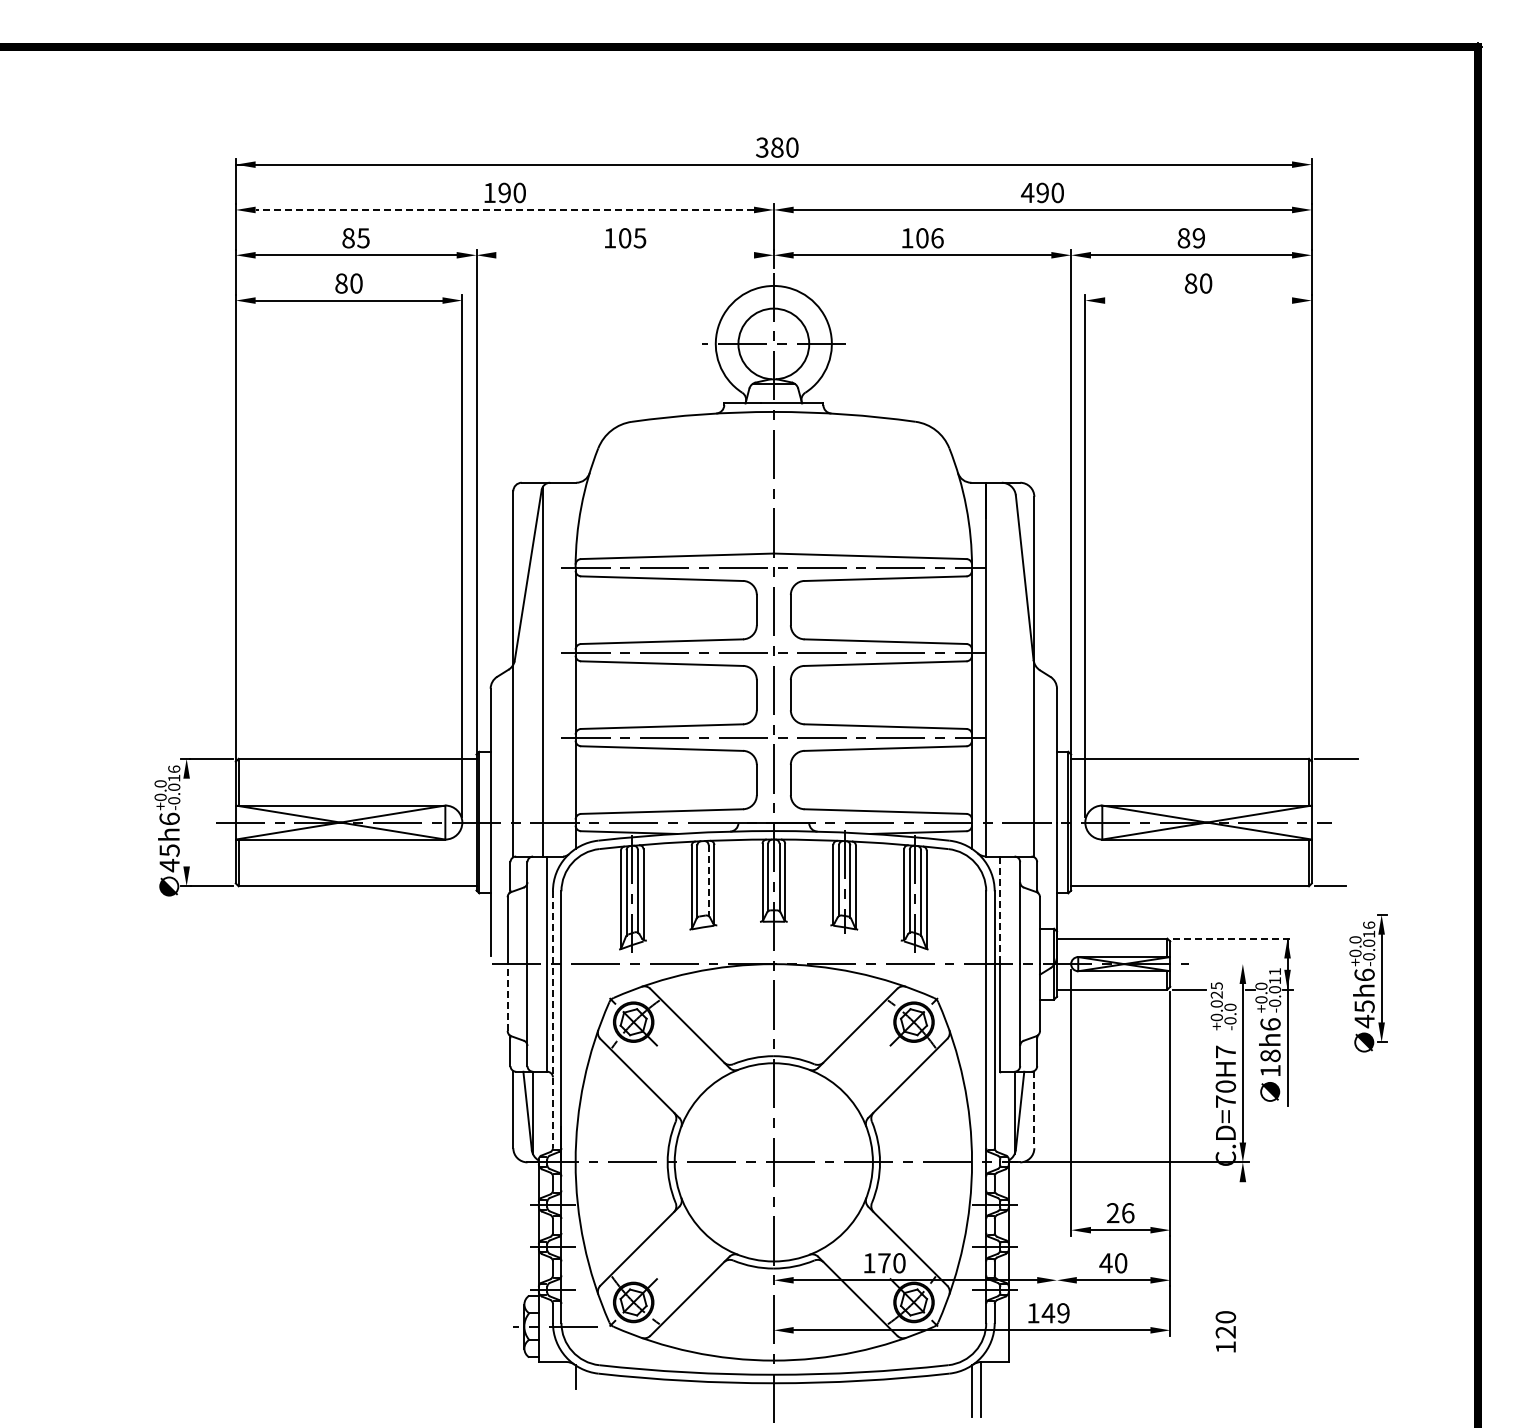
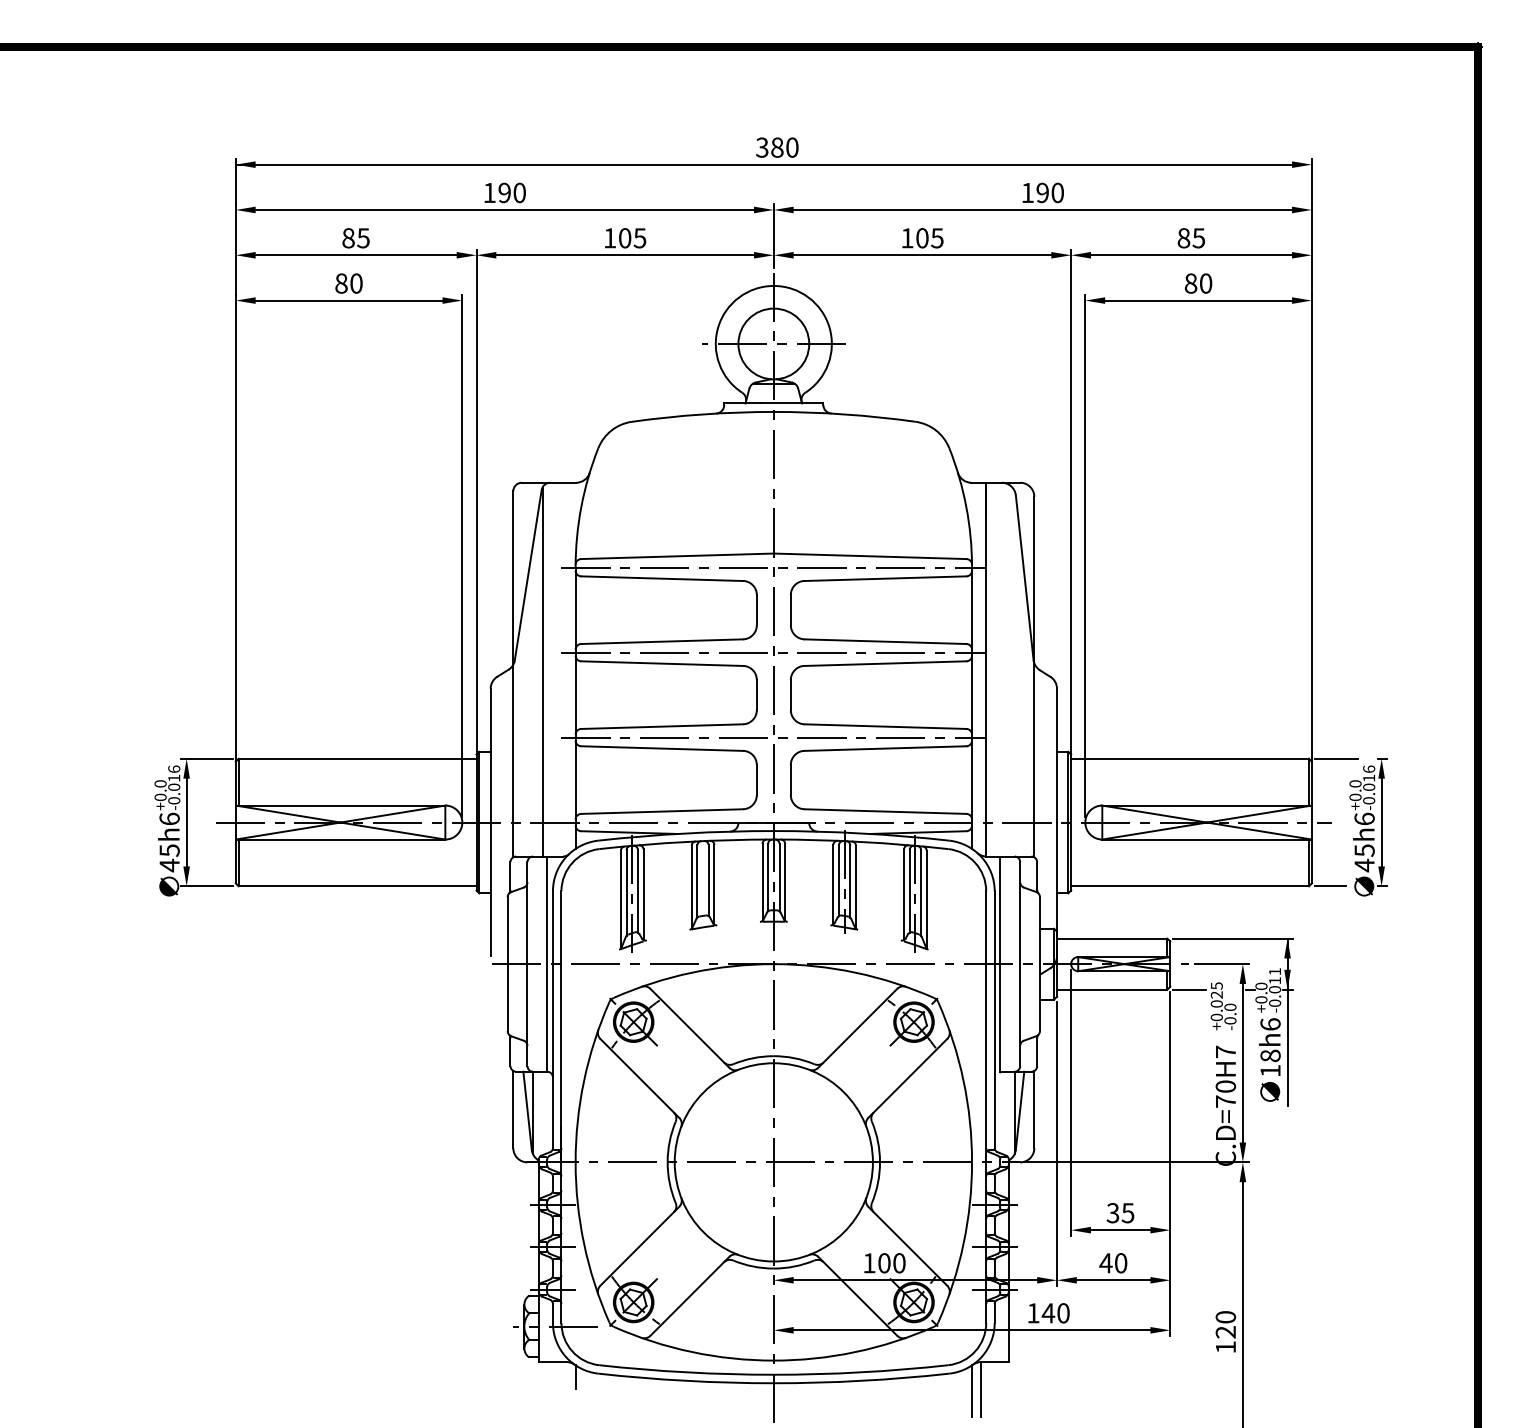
text: 490 -> 190 (1027, 192)
line: dashed -> solid (504, 209)
text: 106 -> 105 (937, 238)
text: 89 -> 85 (1198, 238)
line: none -> present (625, 255)
line: none -> present (1198, 300)
line: none -> present (186, 822)
line: dashed -> solid (708, 881)
line: dashed -> solid (1000, 910)
line: dashed -> solid (1233, 938)
line: none -> present (1221, 964)
part position: (1368, 983) -> (1368, 827) (1368, 827)
line: dashed -> solid (507, 997)
line: dashed -> solid (552, 1020)
line: dashed -> solid (1034, 1109)
line: none -> present (1057, 1143)
text: 26 -> 35 (1120, 1213)
text: 170 -> 100 (884, 1263)
line: none -> present (1242, 1303)
text: 149 -> 140 (1063, 1313)
